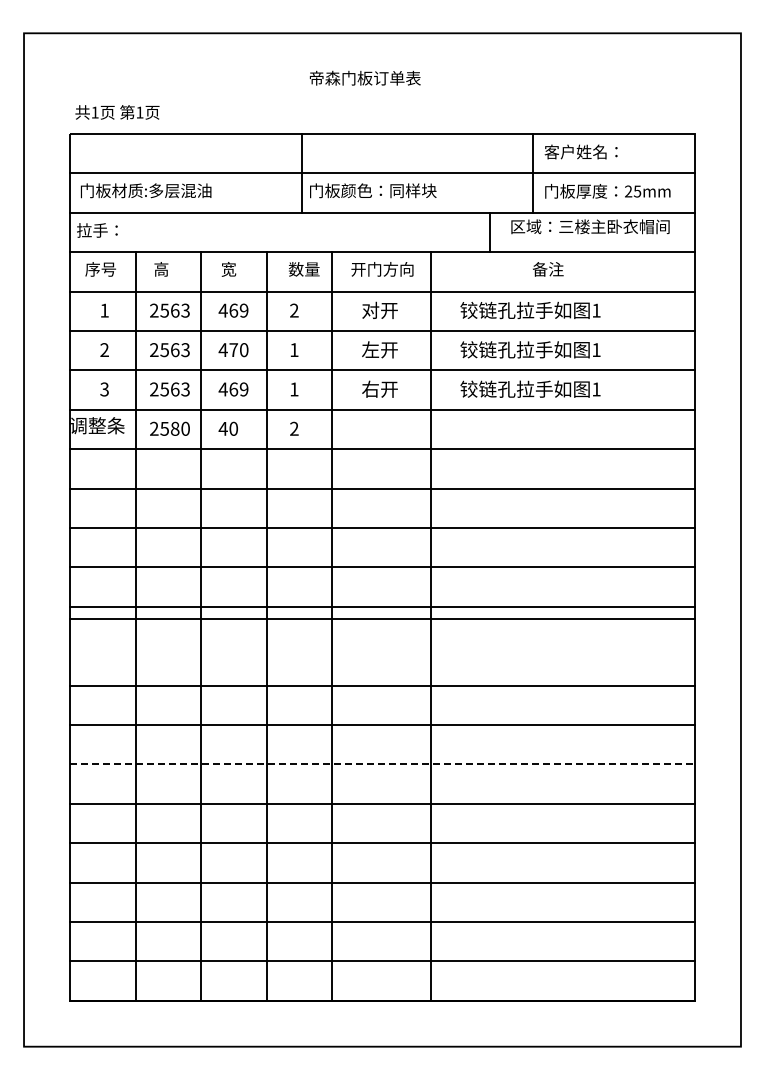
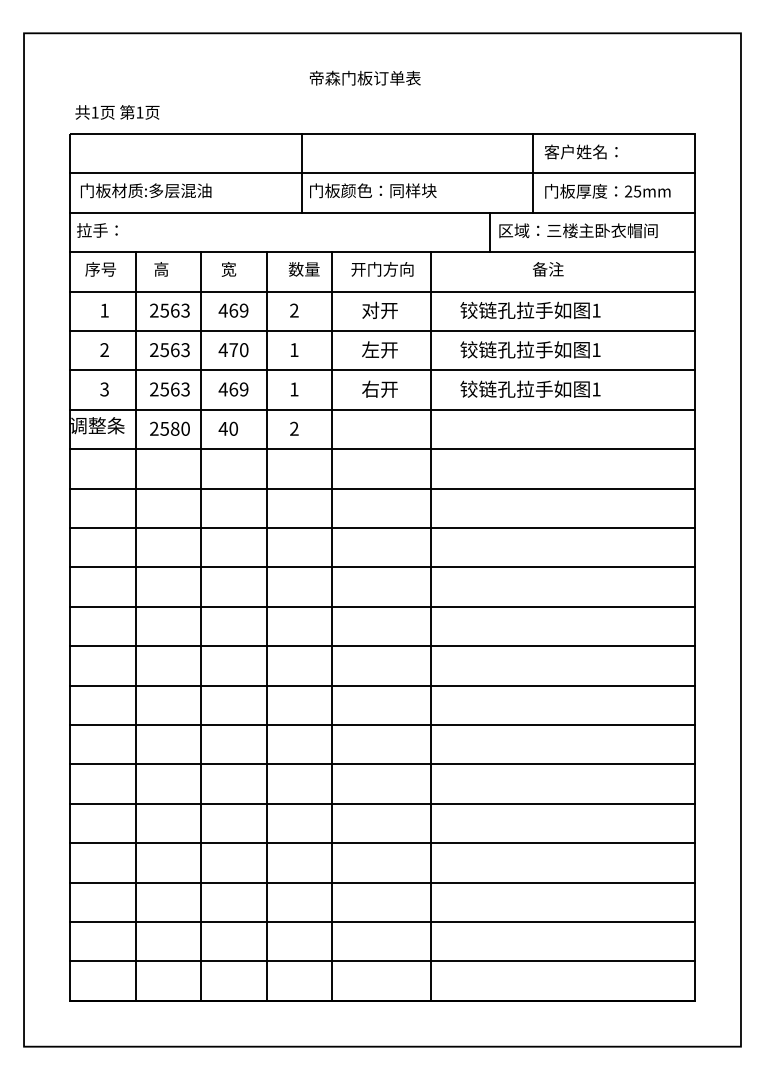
text position: (590, 226) -> (578, 230) (578, 230)
line position: (382, 619) -> (382, 646) (382, 646)
line: dashed -> solid (382, 764)
